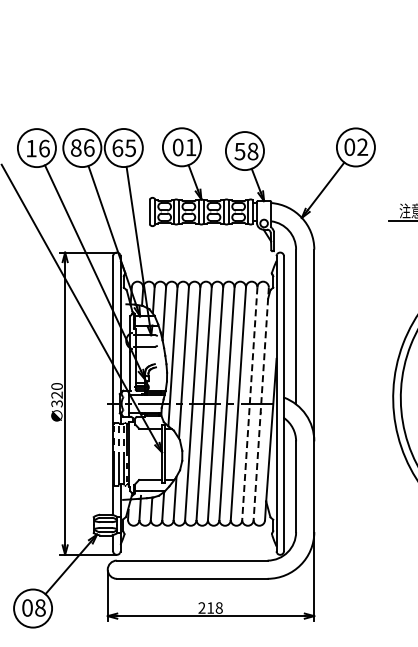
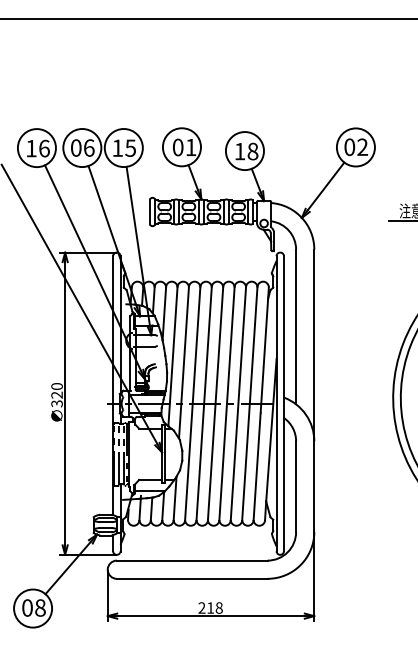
line: none -> present (208, 19)
text: 86 -> 06 (76, 147)
text: 65 -> 15 (117, 148)
text: 58 -> 18 (239, 151)
line: dashed -> solid (249, 403)
line: dashed -> solid (261, 403)
